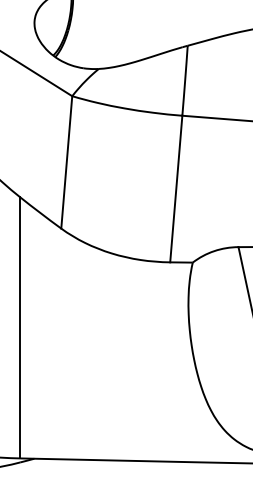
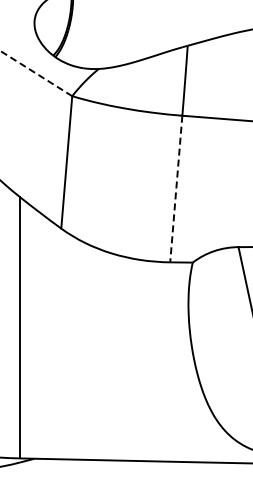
line: solid -> dashed (35, 73)
line: solid -> dashed (176, 189)
